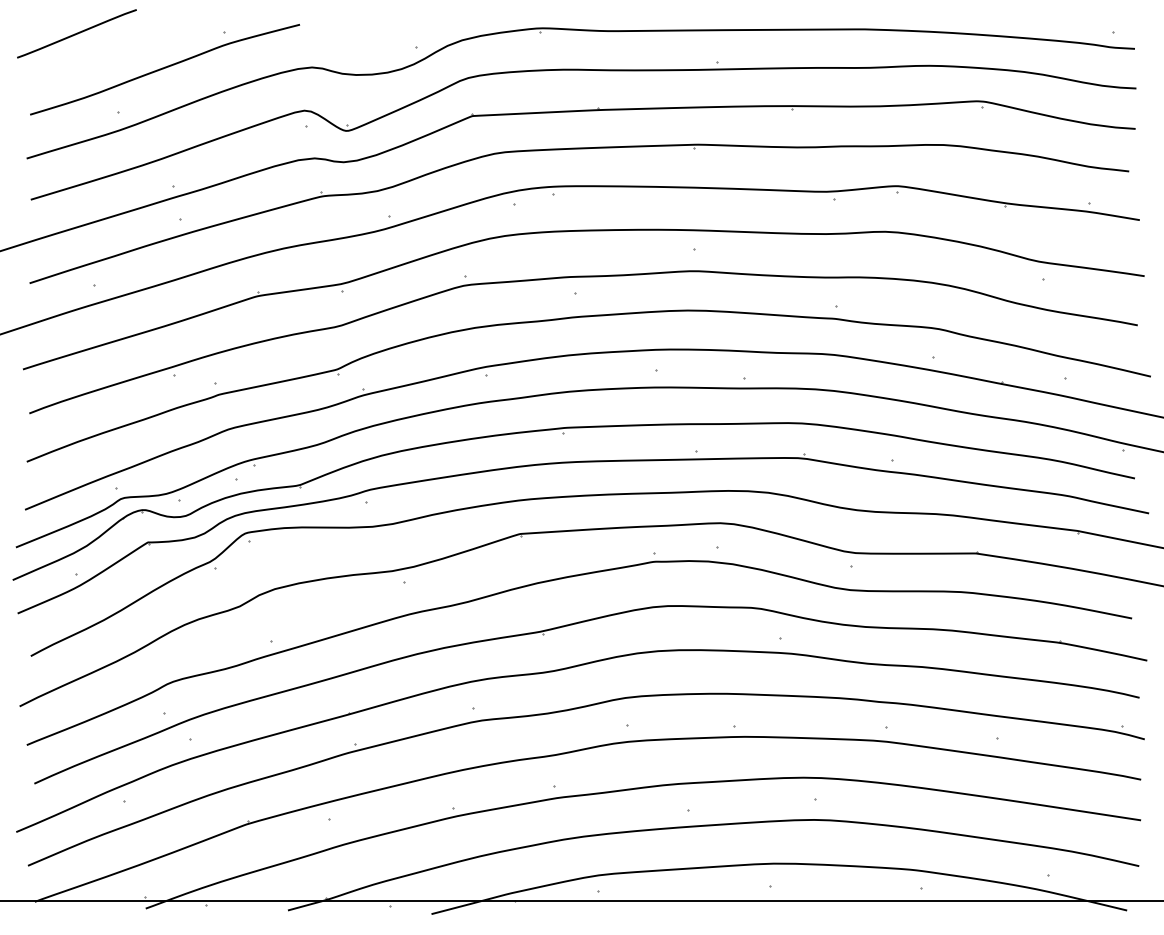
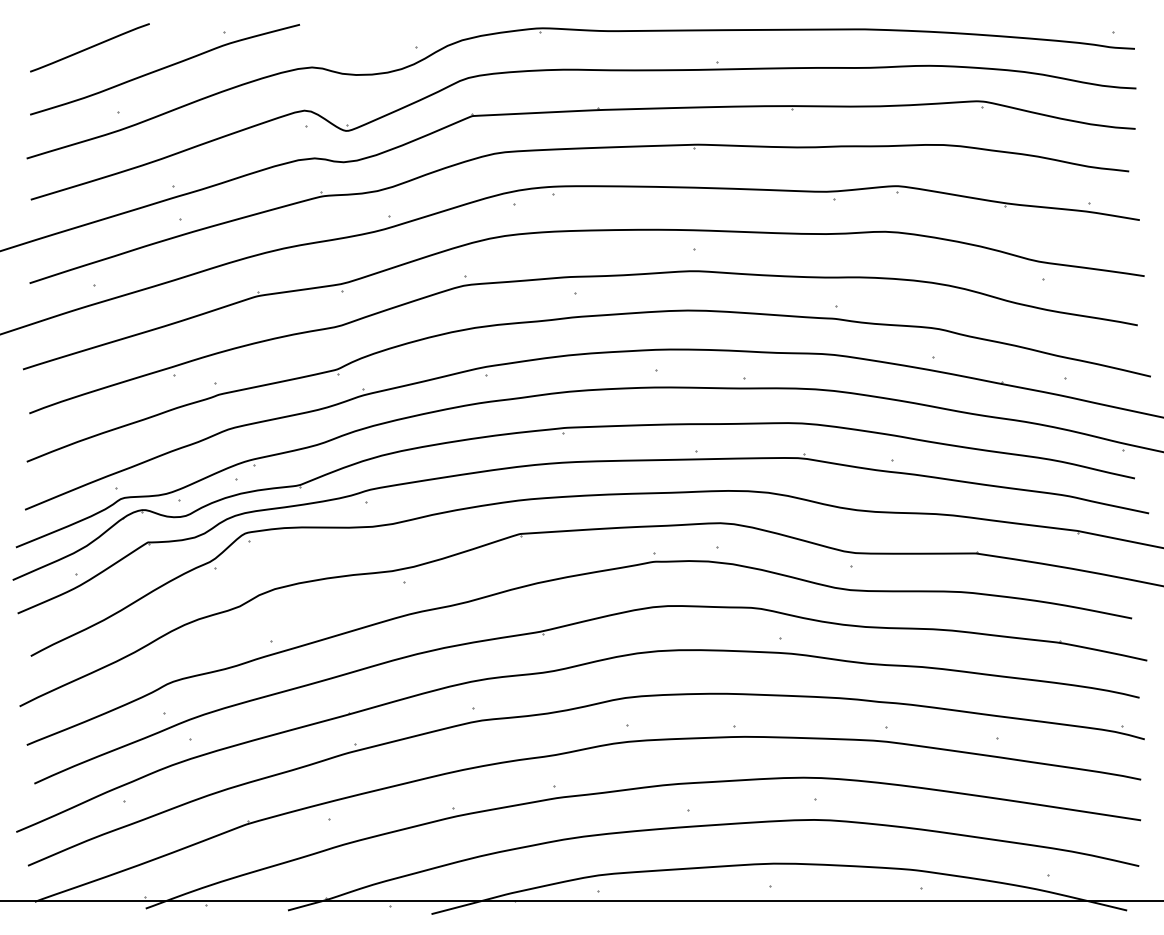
line position: (76, 33) -> (89, 47) (89, 47)
